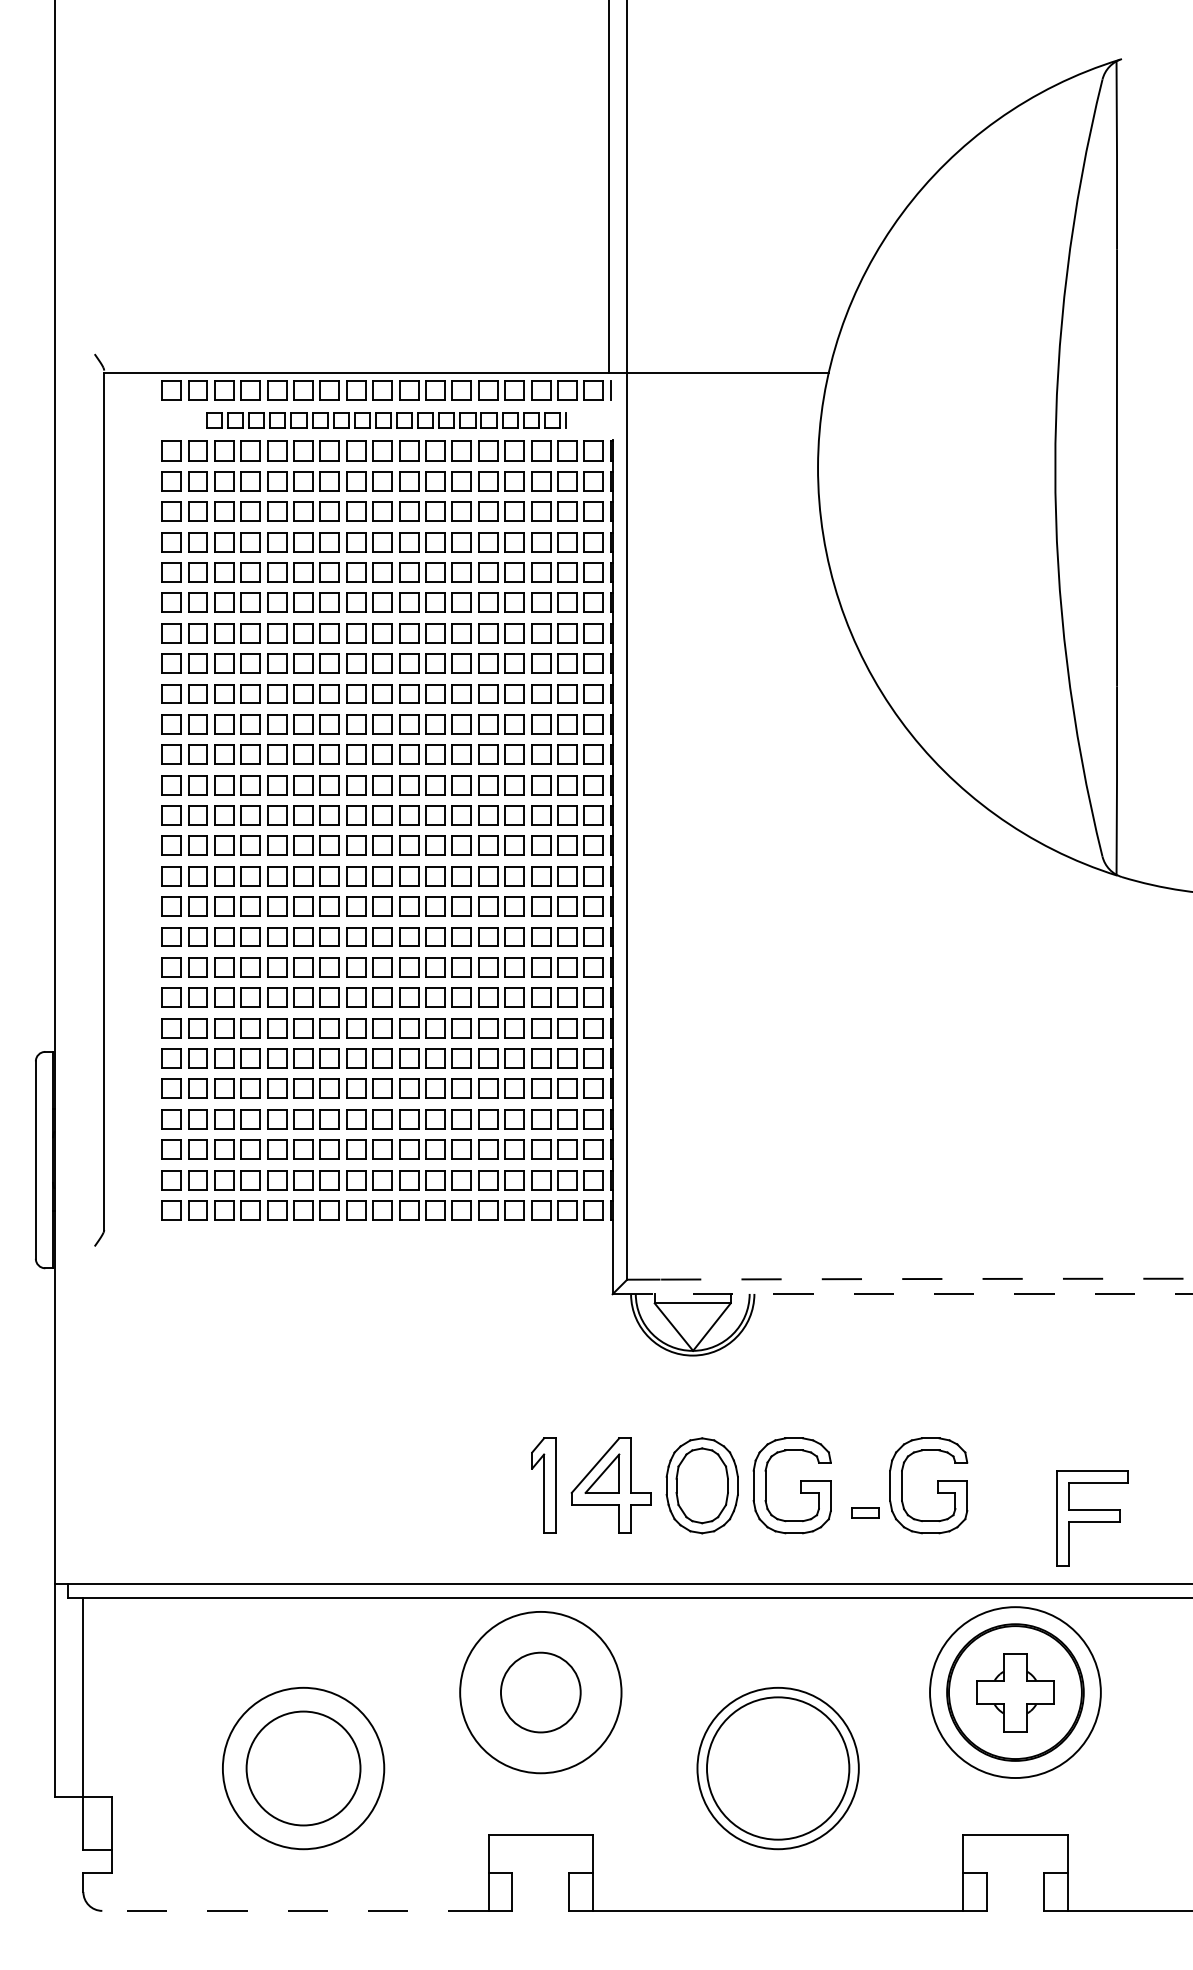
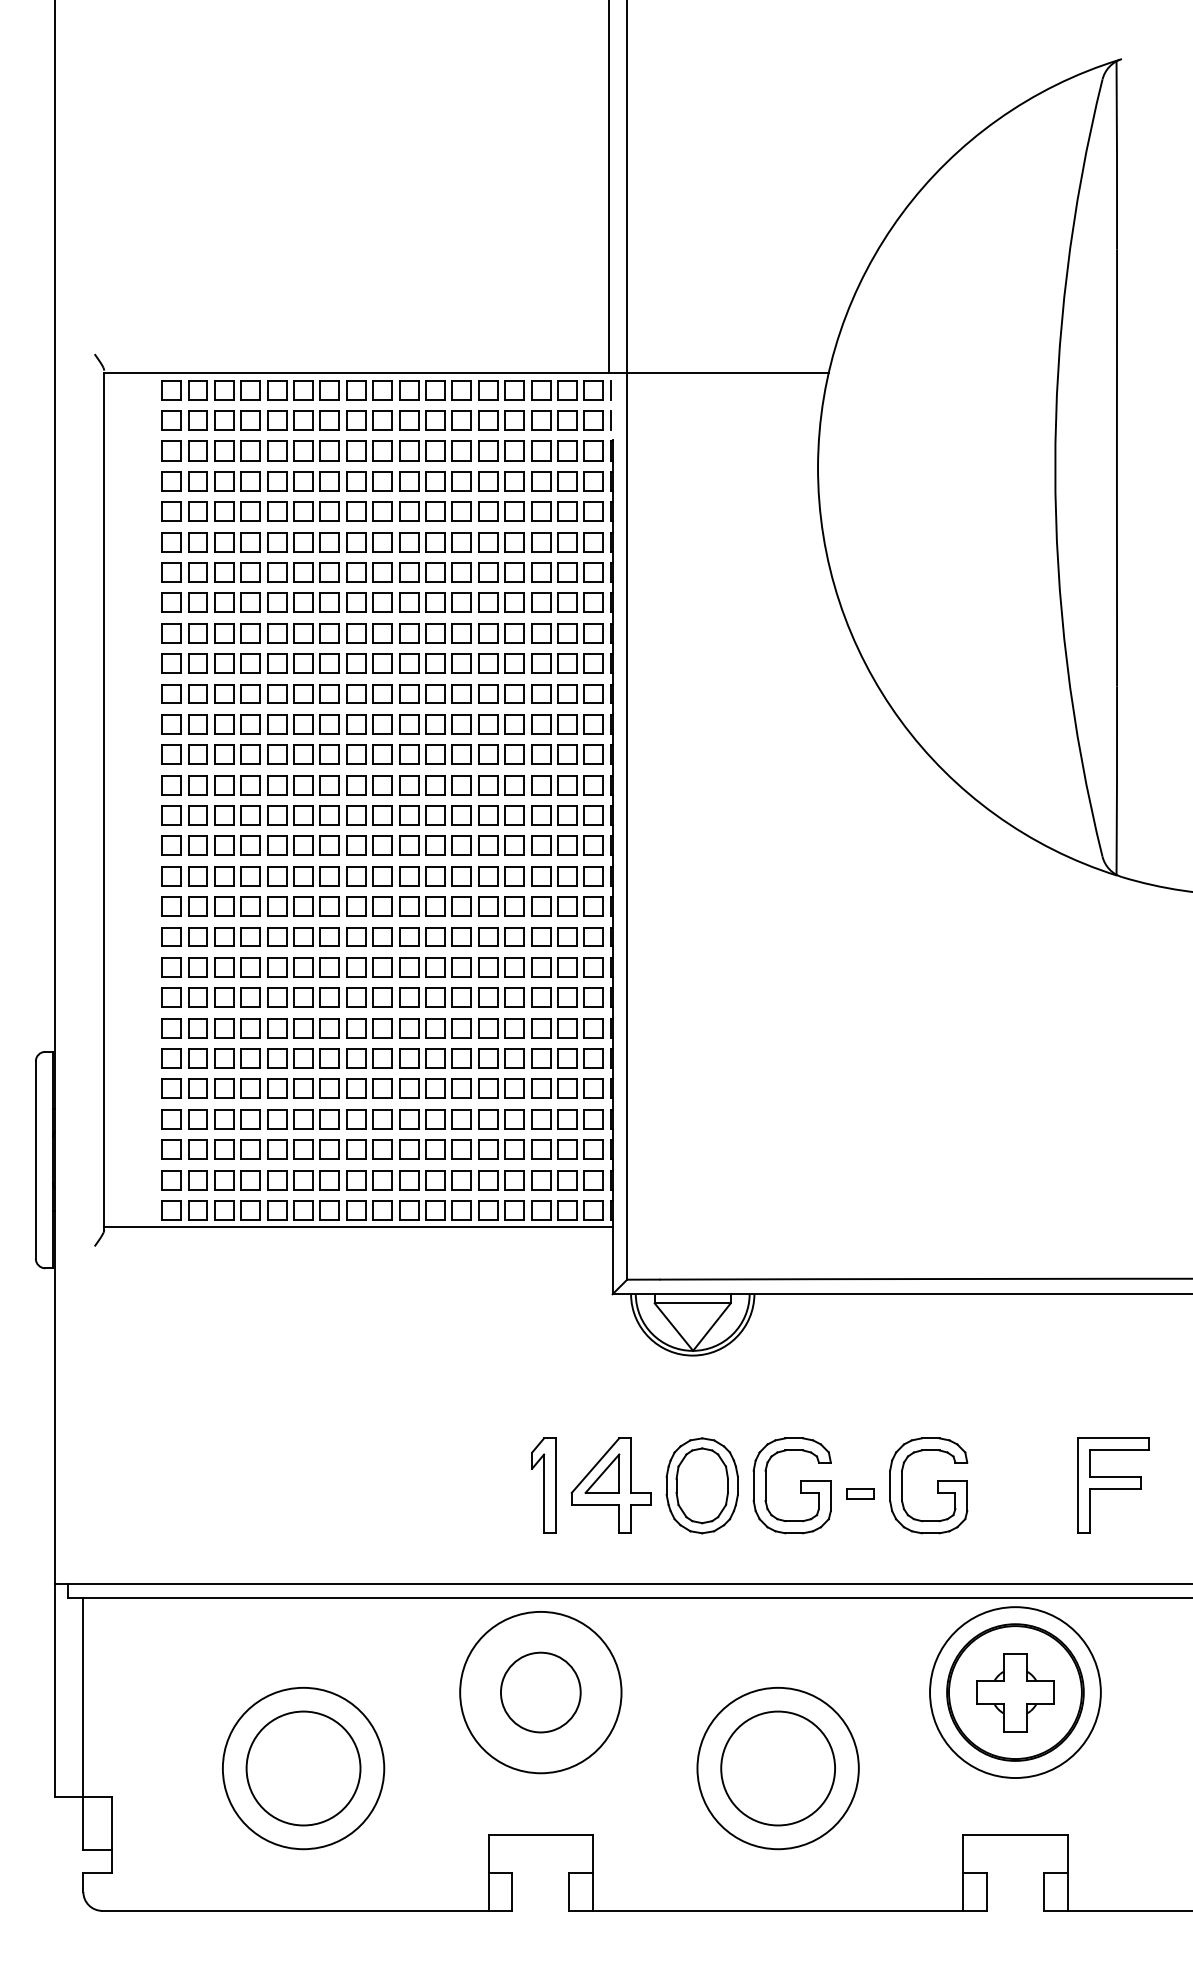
part size: 361x17 px -> 451x21 px (386, 420)
line: none -> present (358, 1227)
arc: dashed -> solid (926, 1279)
line: dashed -> solid (902, 1294)
part position: (865, 1512) -> (860, 1493) (860, 1493)
part position: (1092, 1518) -> (1113, 1485) (1113, 1485)
circle diameter: 142 px -> 114 px (778, 1768)
line: dashed -> solid (294, 1910)
